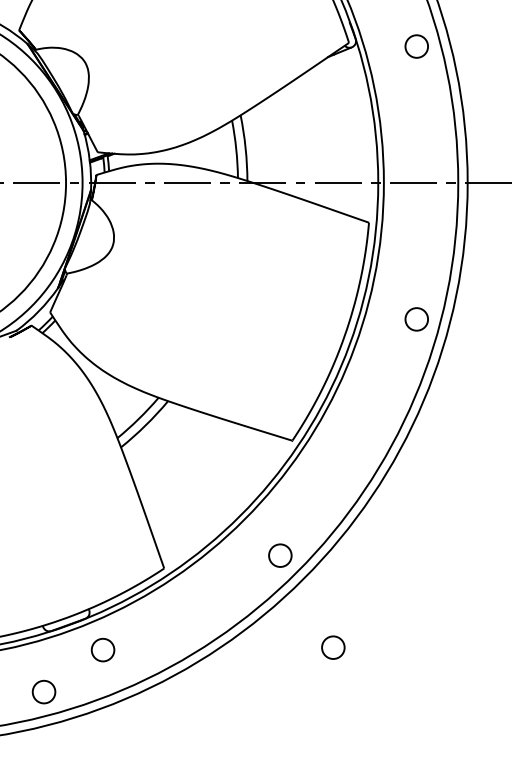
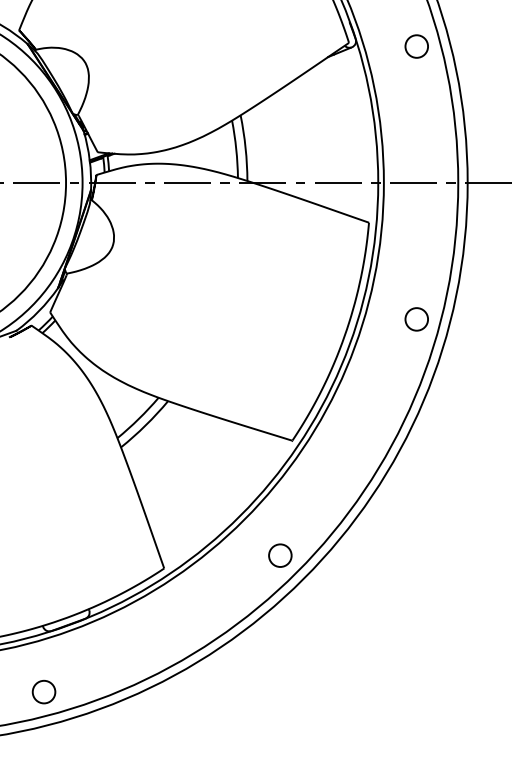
circle: present -> none (333, 647)
circle: present -> none (102, 649)
